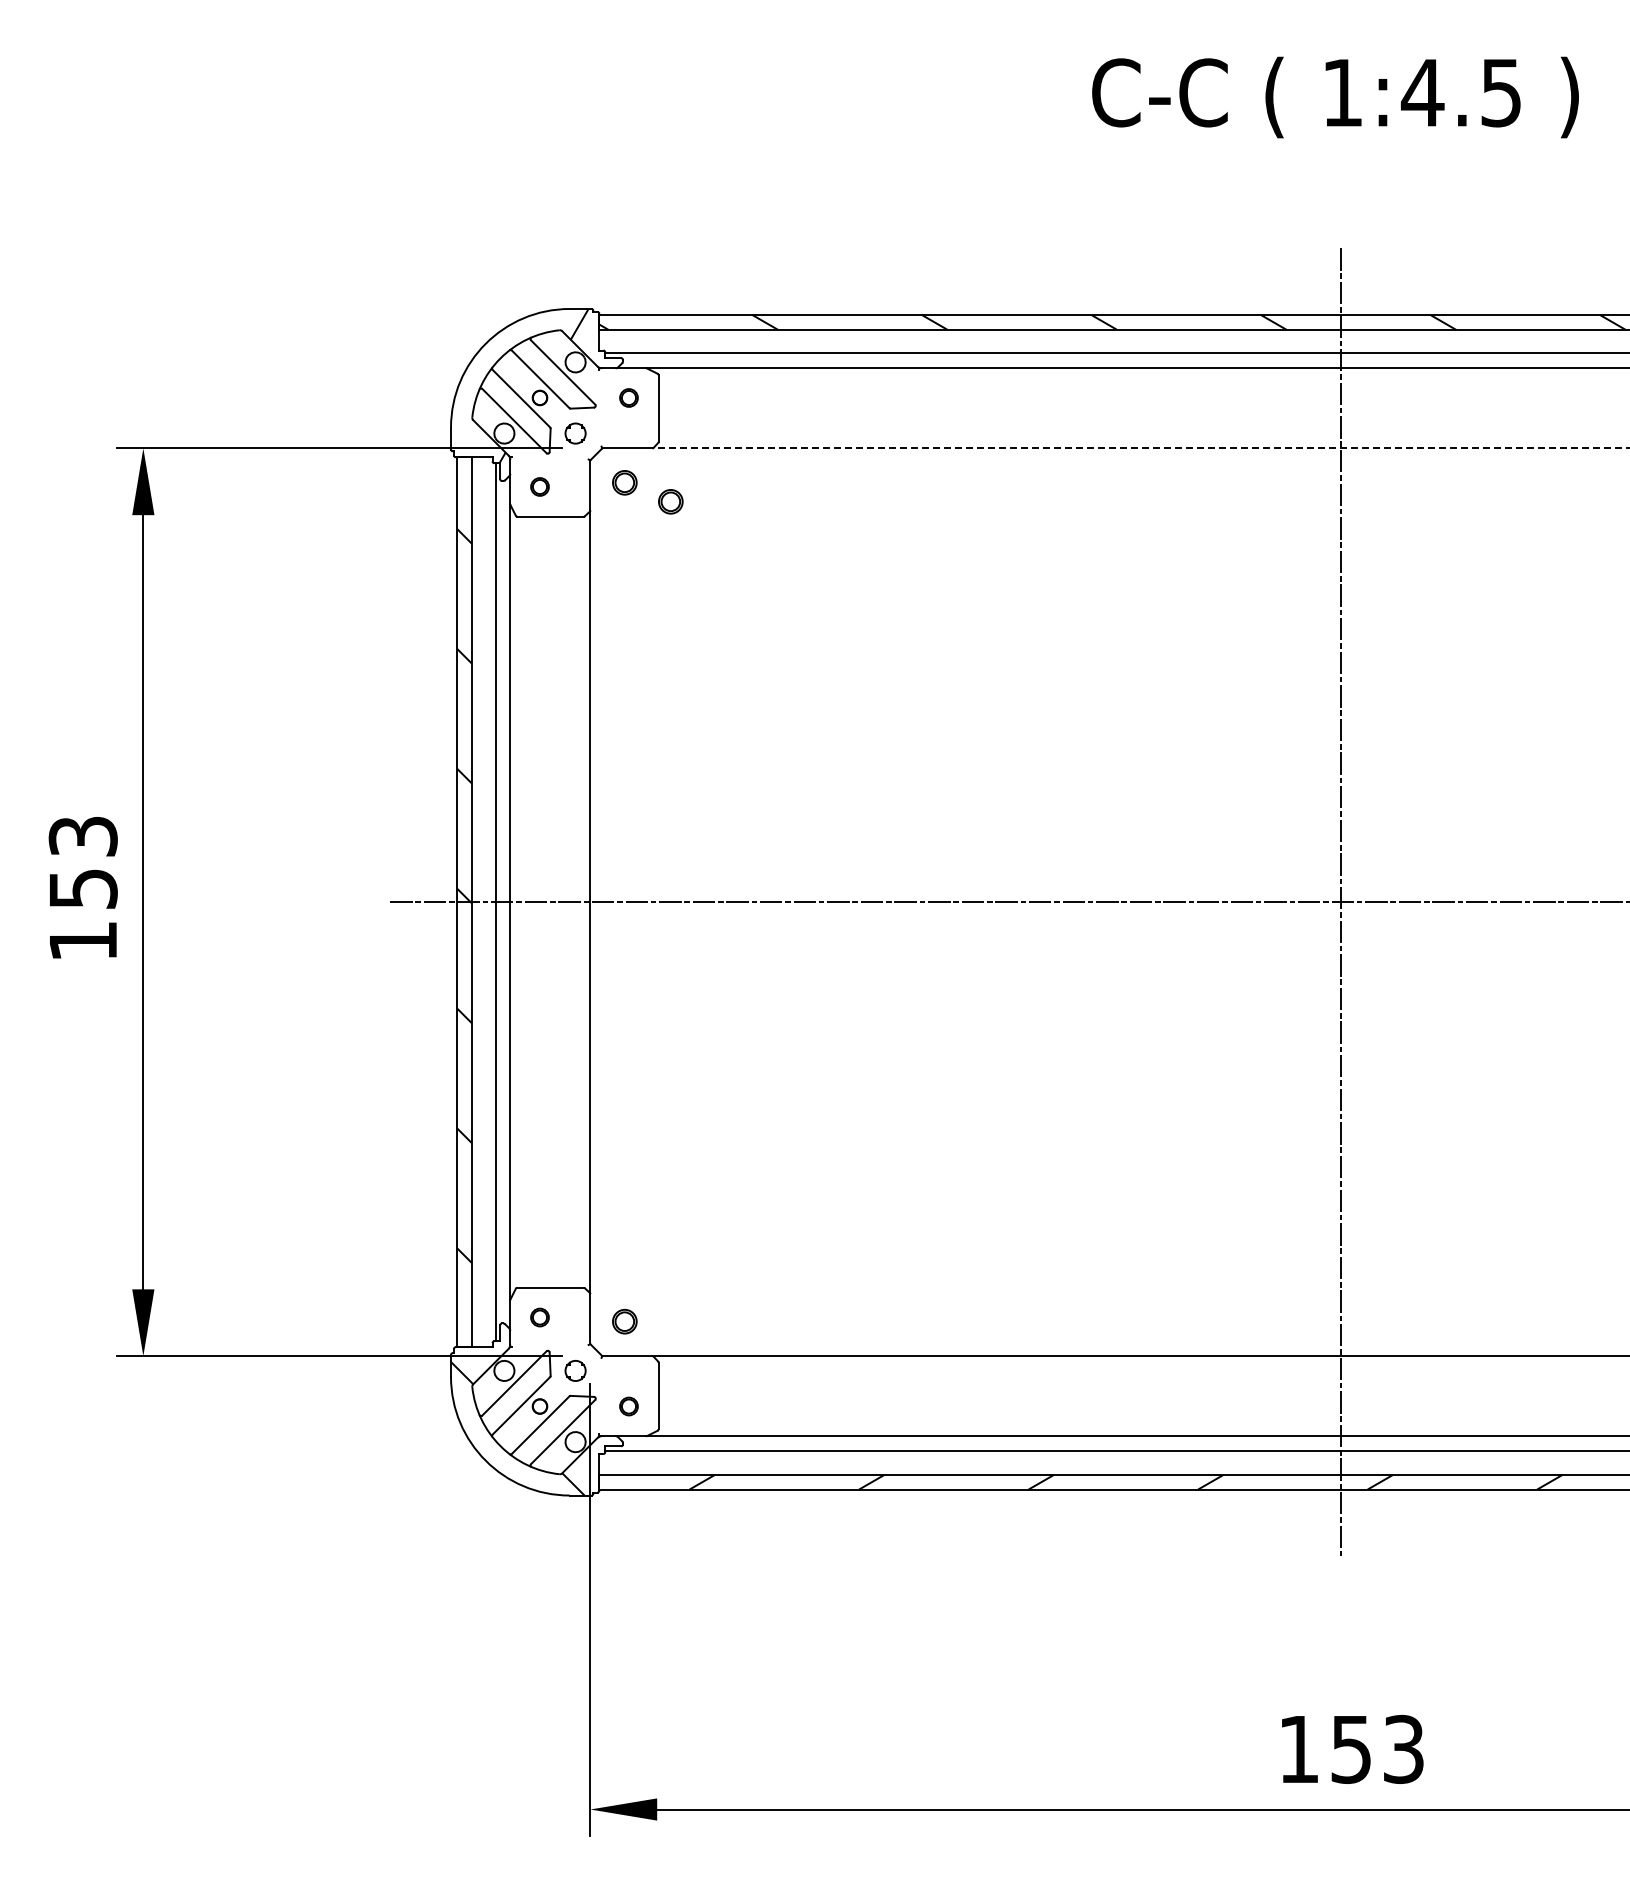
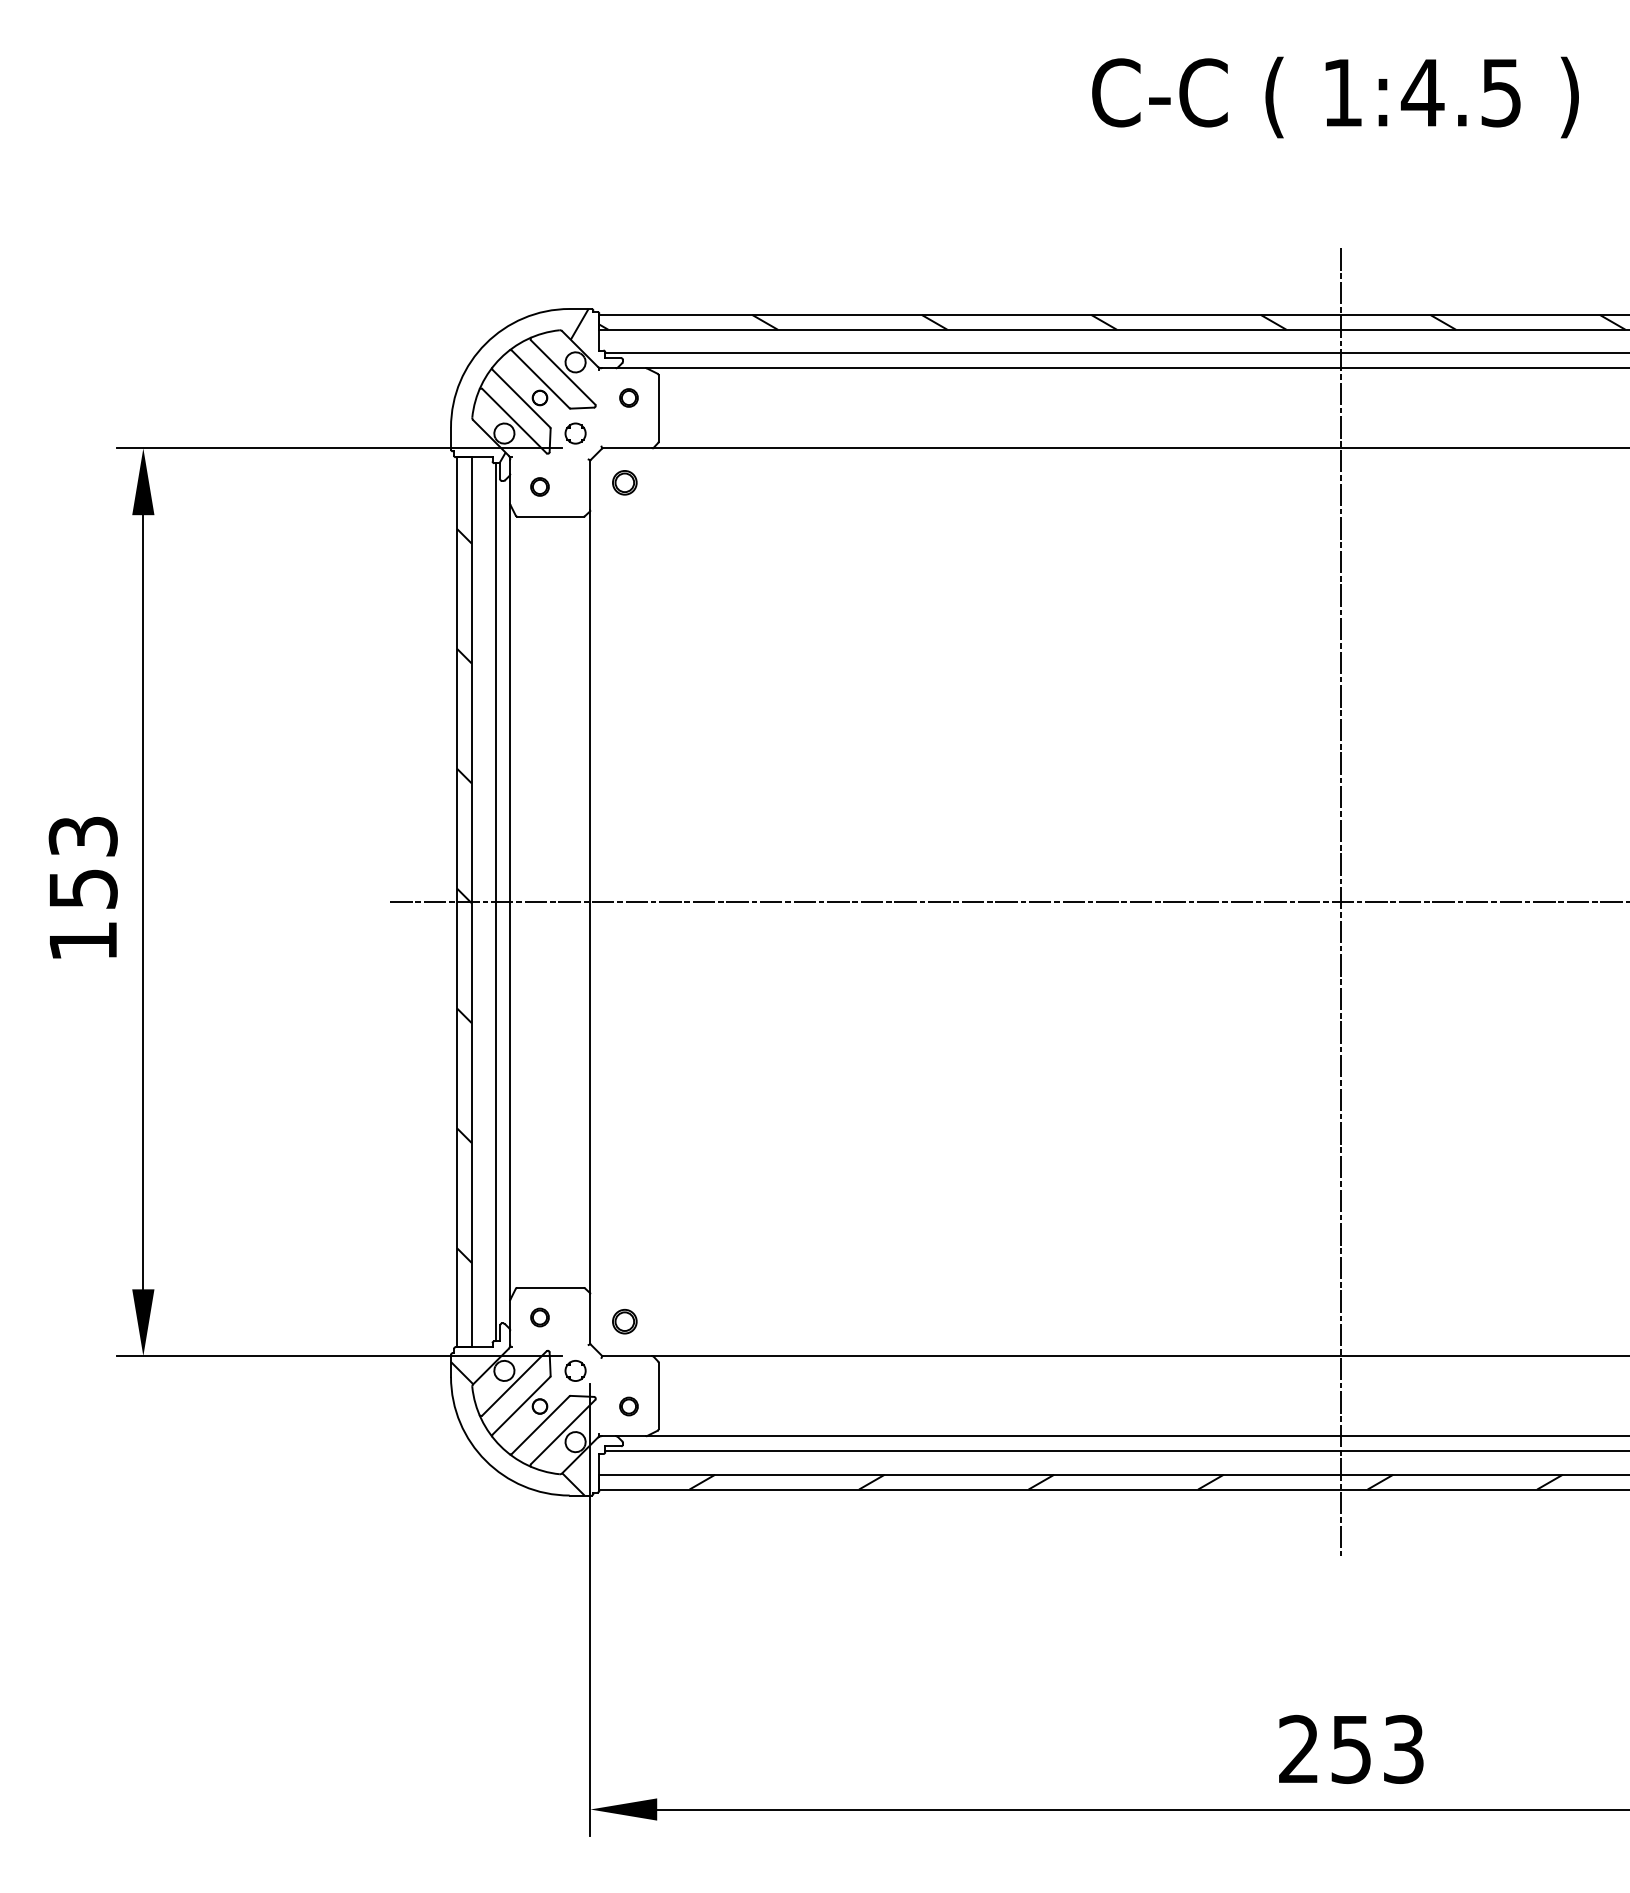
line: dashed -> solid (1141, 448)
part: present -> none (670, 501)
text: 153 -> 253 (1298, 1748)
